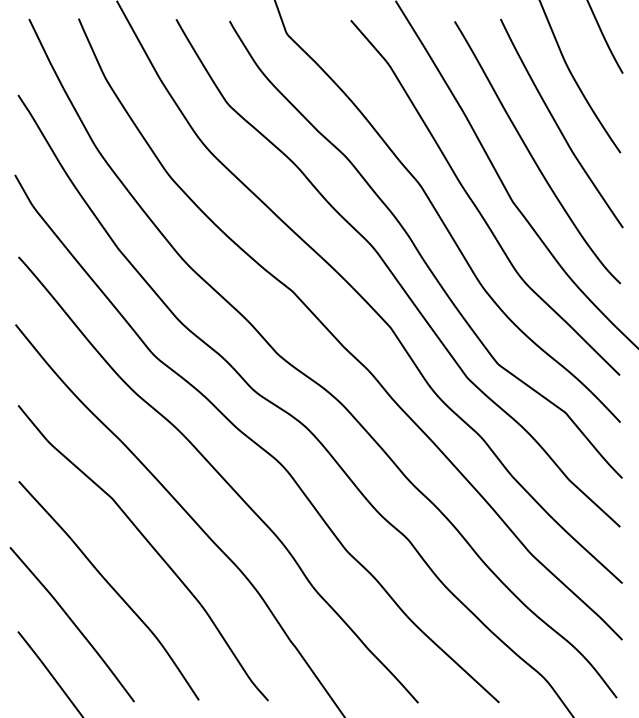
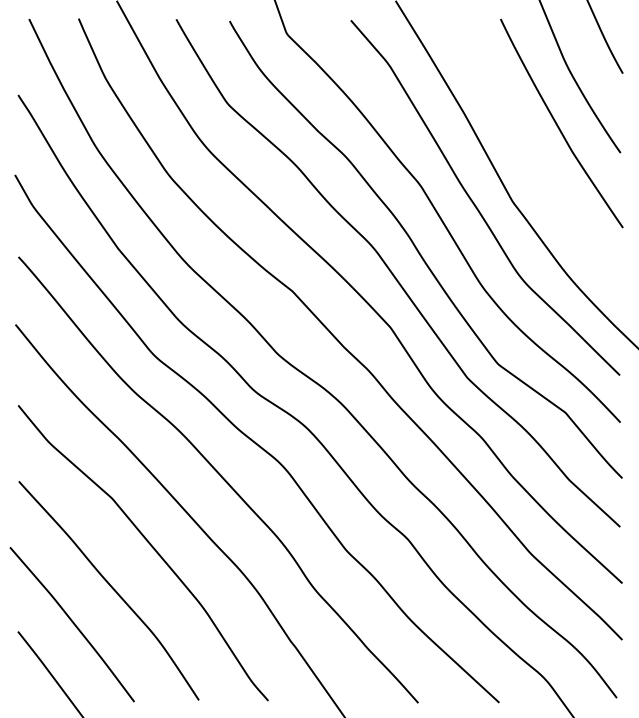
curve: present -> none (532, 155)
